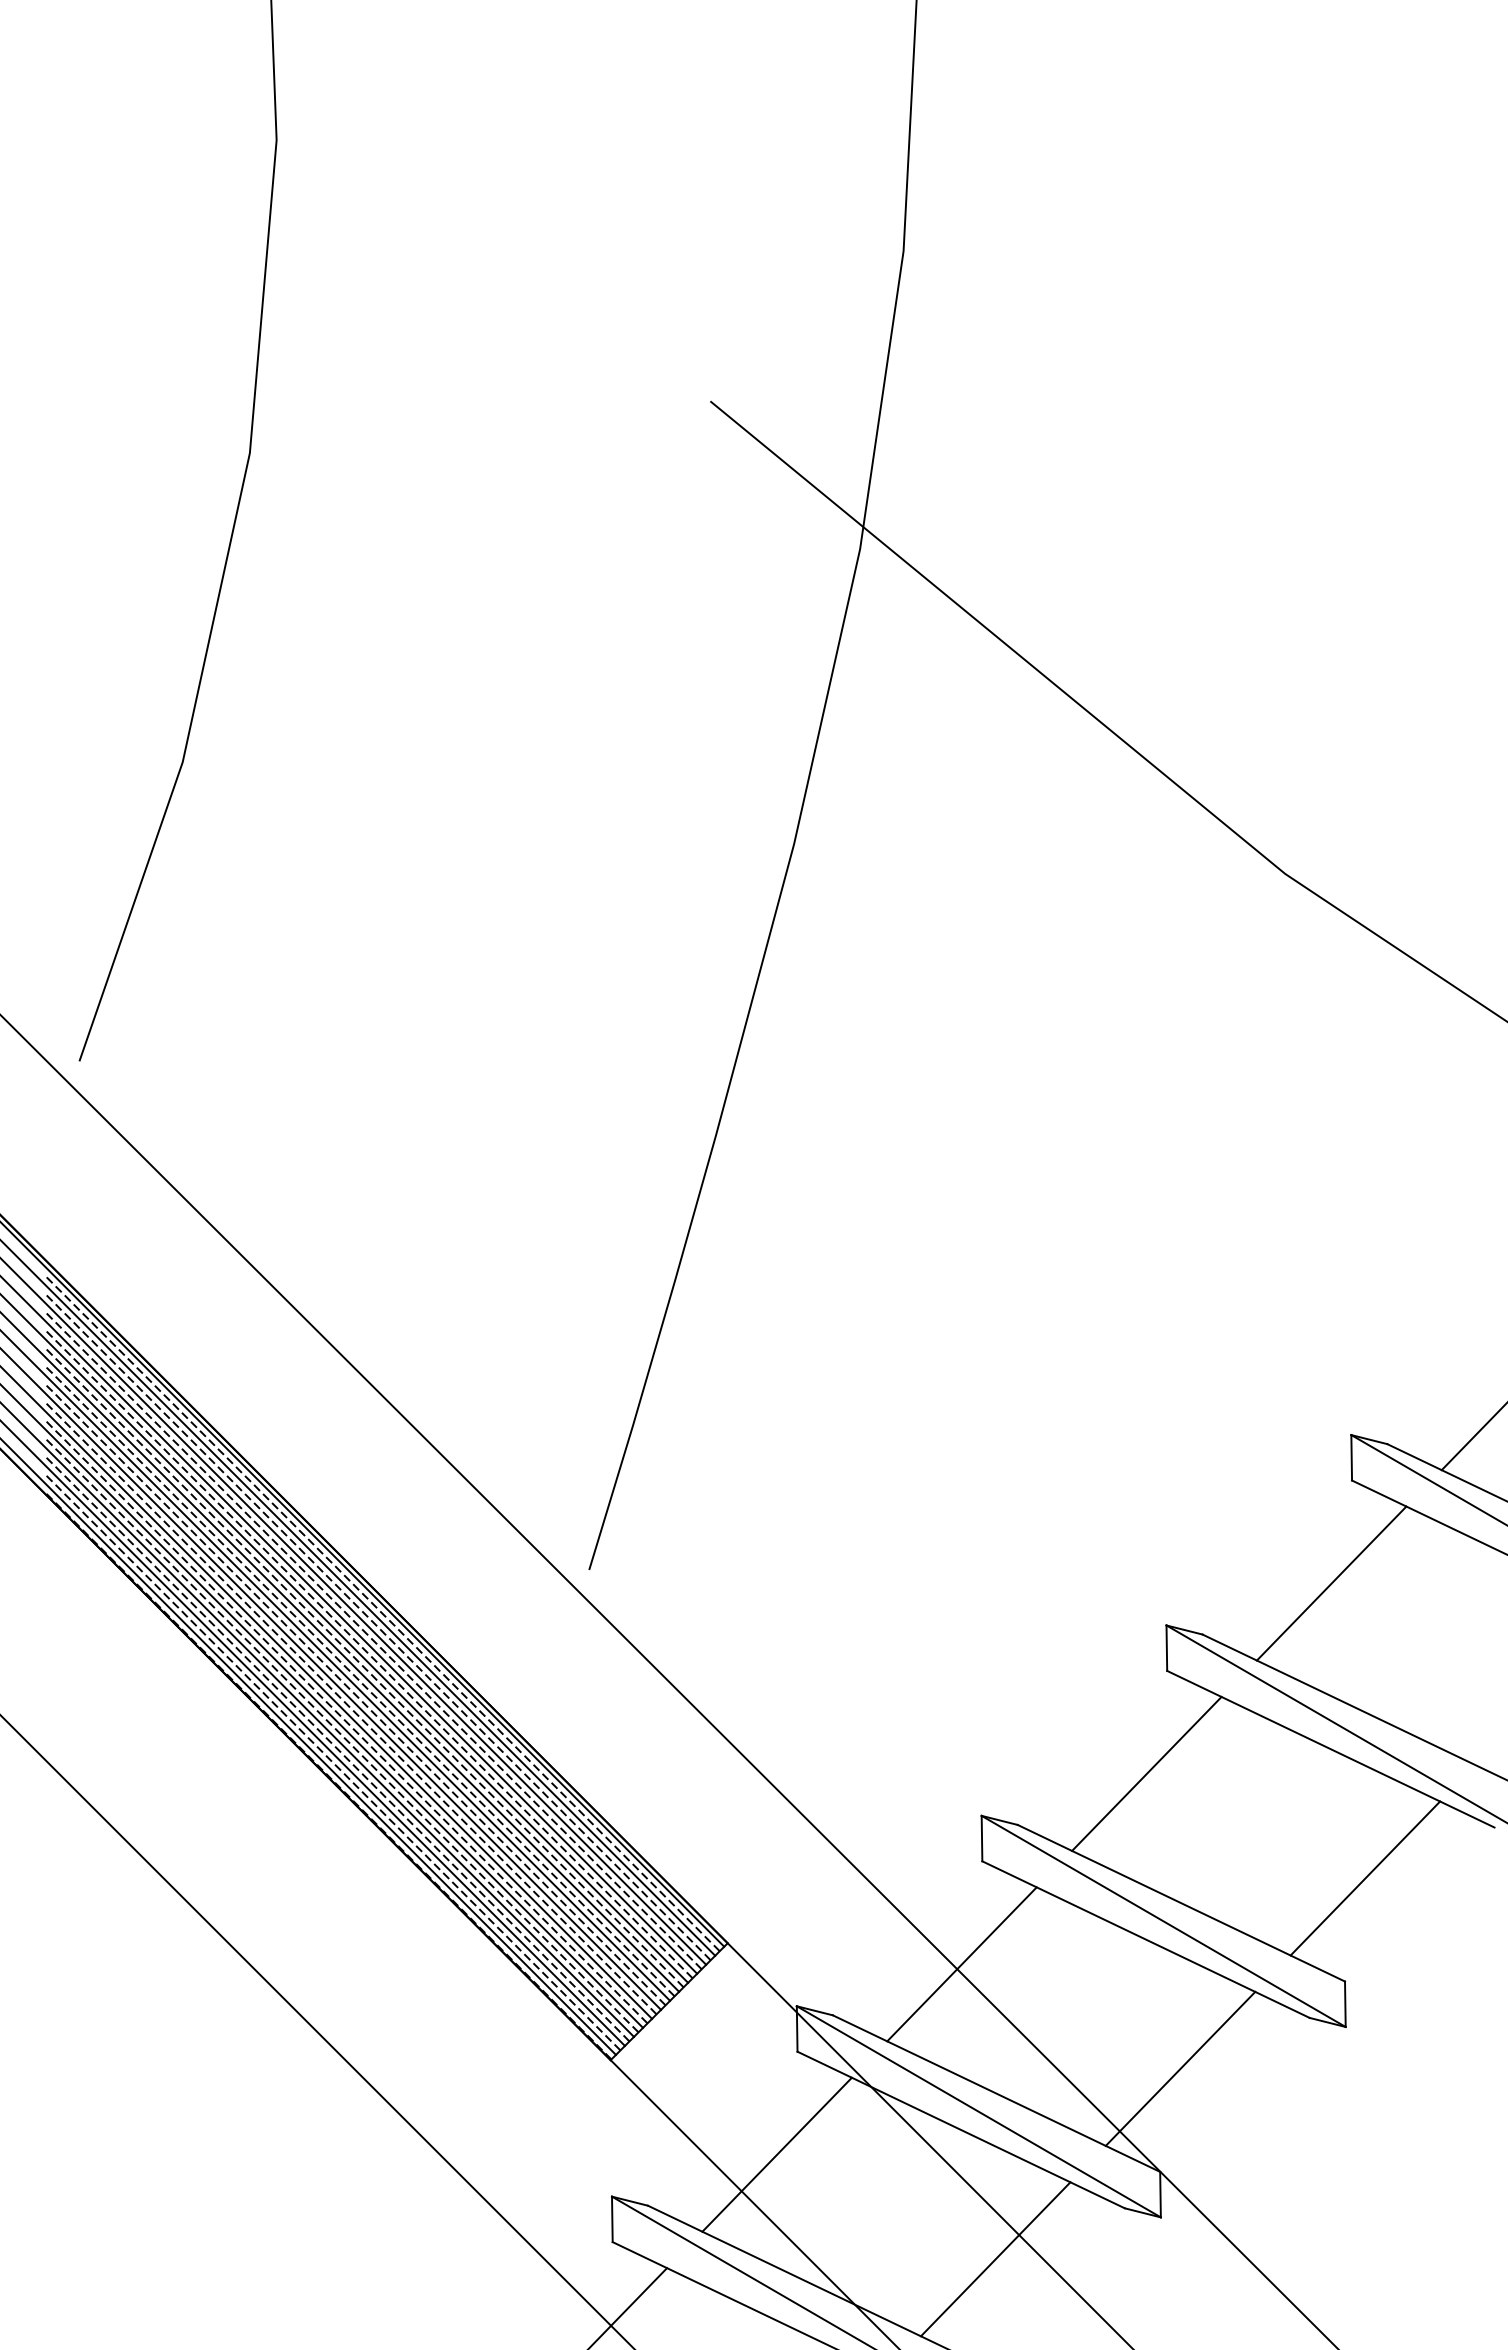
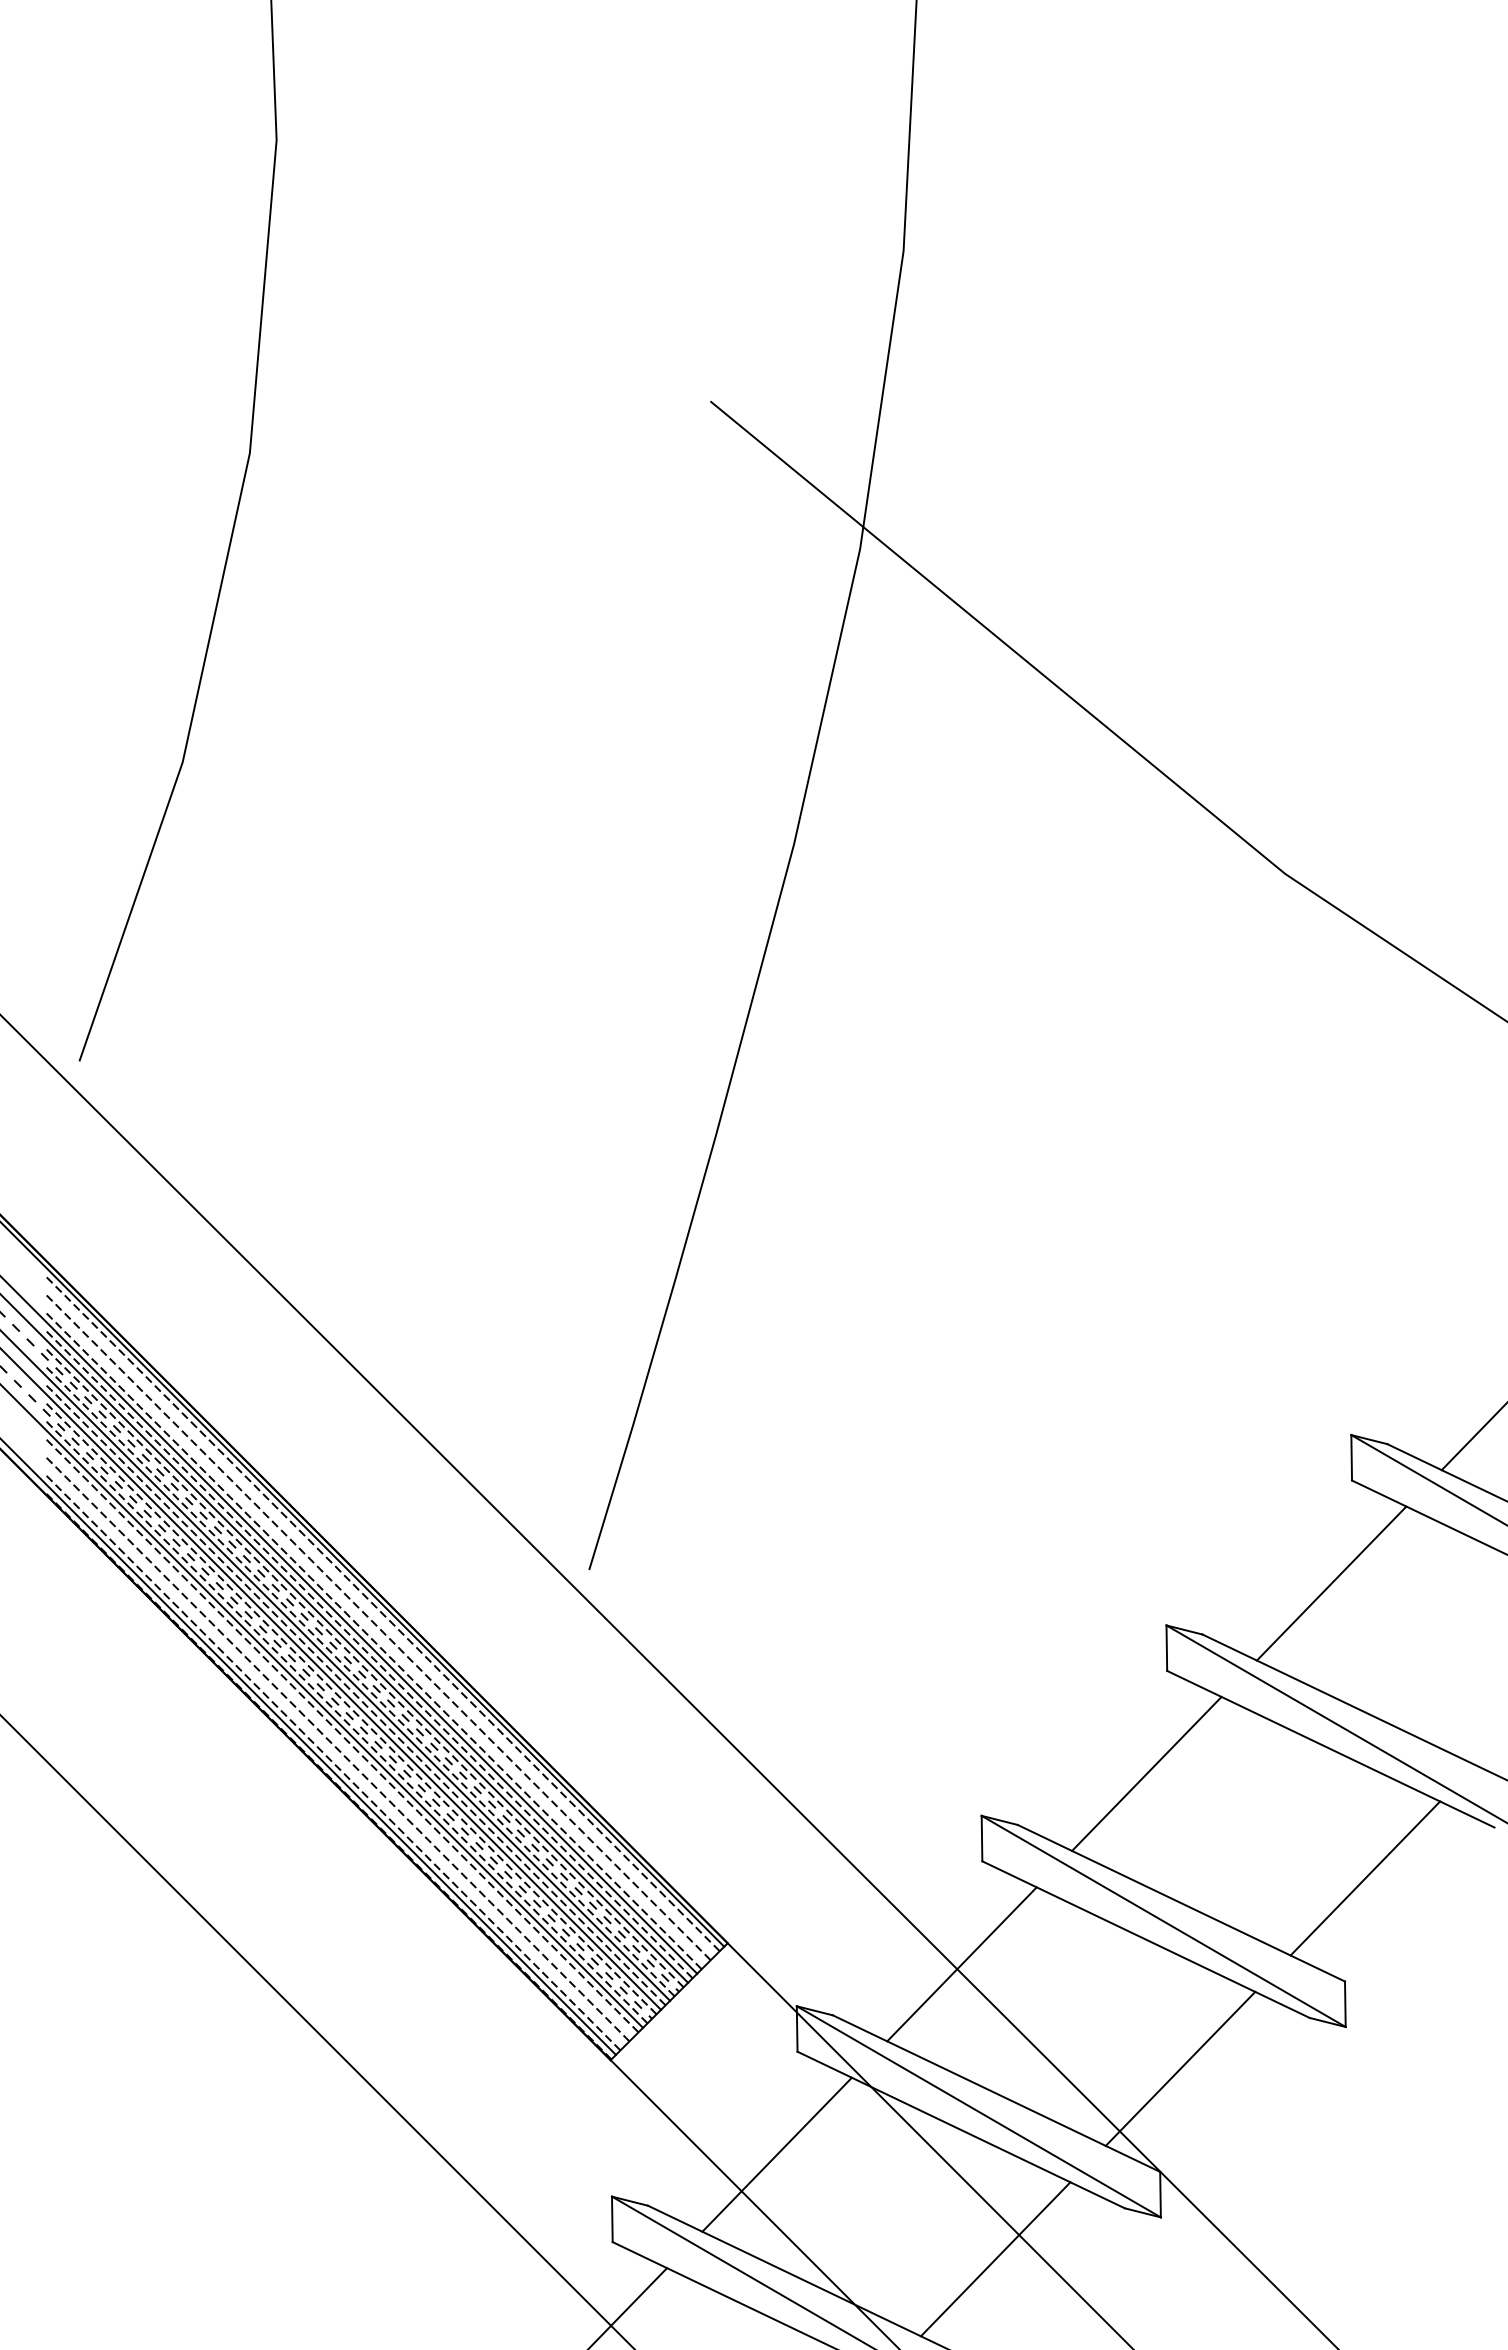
line: present -> none (358, 1598)
line: present -> none (354, 1611)
line: solid -> dashed (339, 1652)
line: solid -> dashed (326, 1692)
line: present -> none (318, 1720)
line: present -> none (313, 1733)
